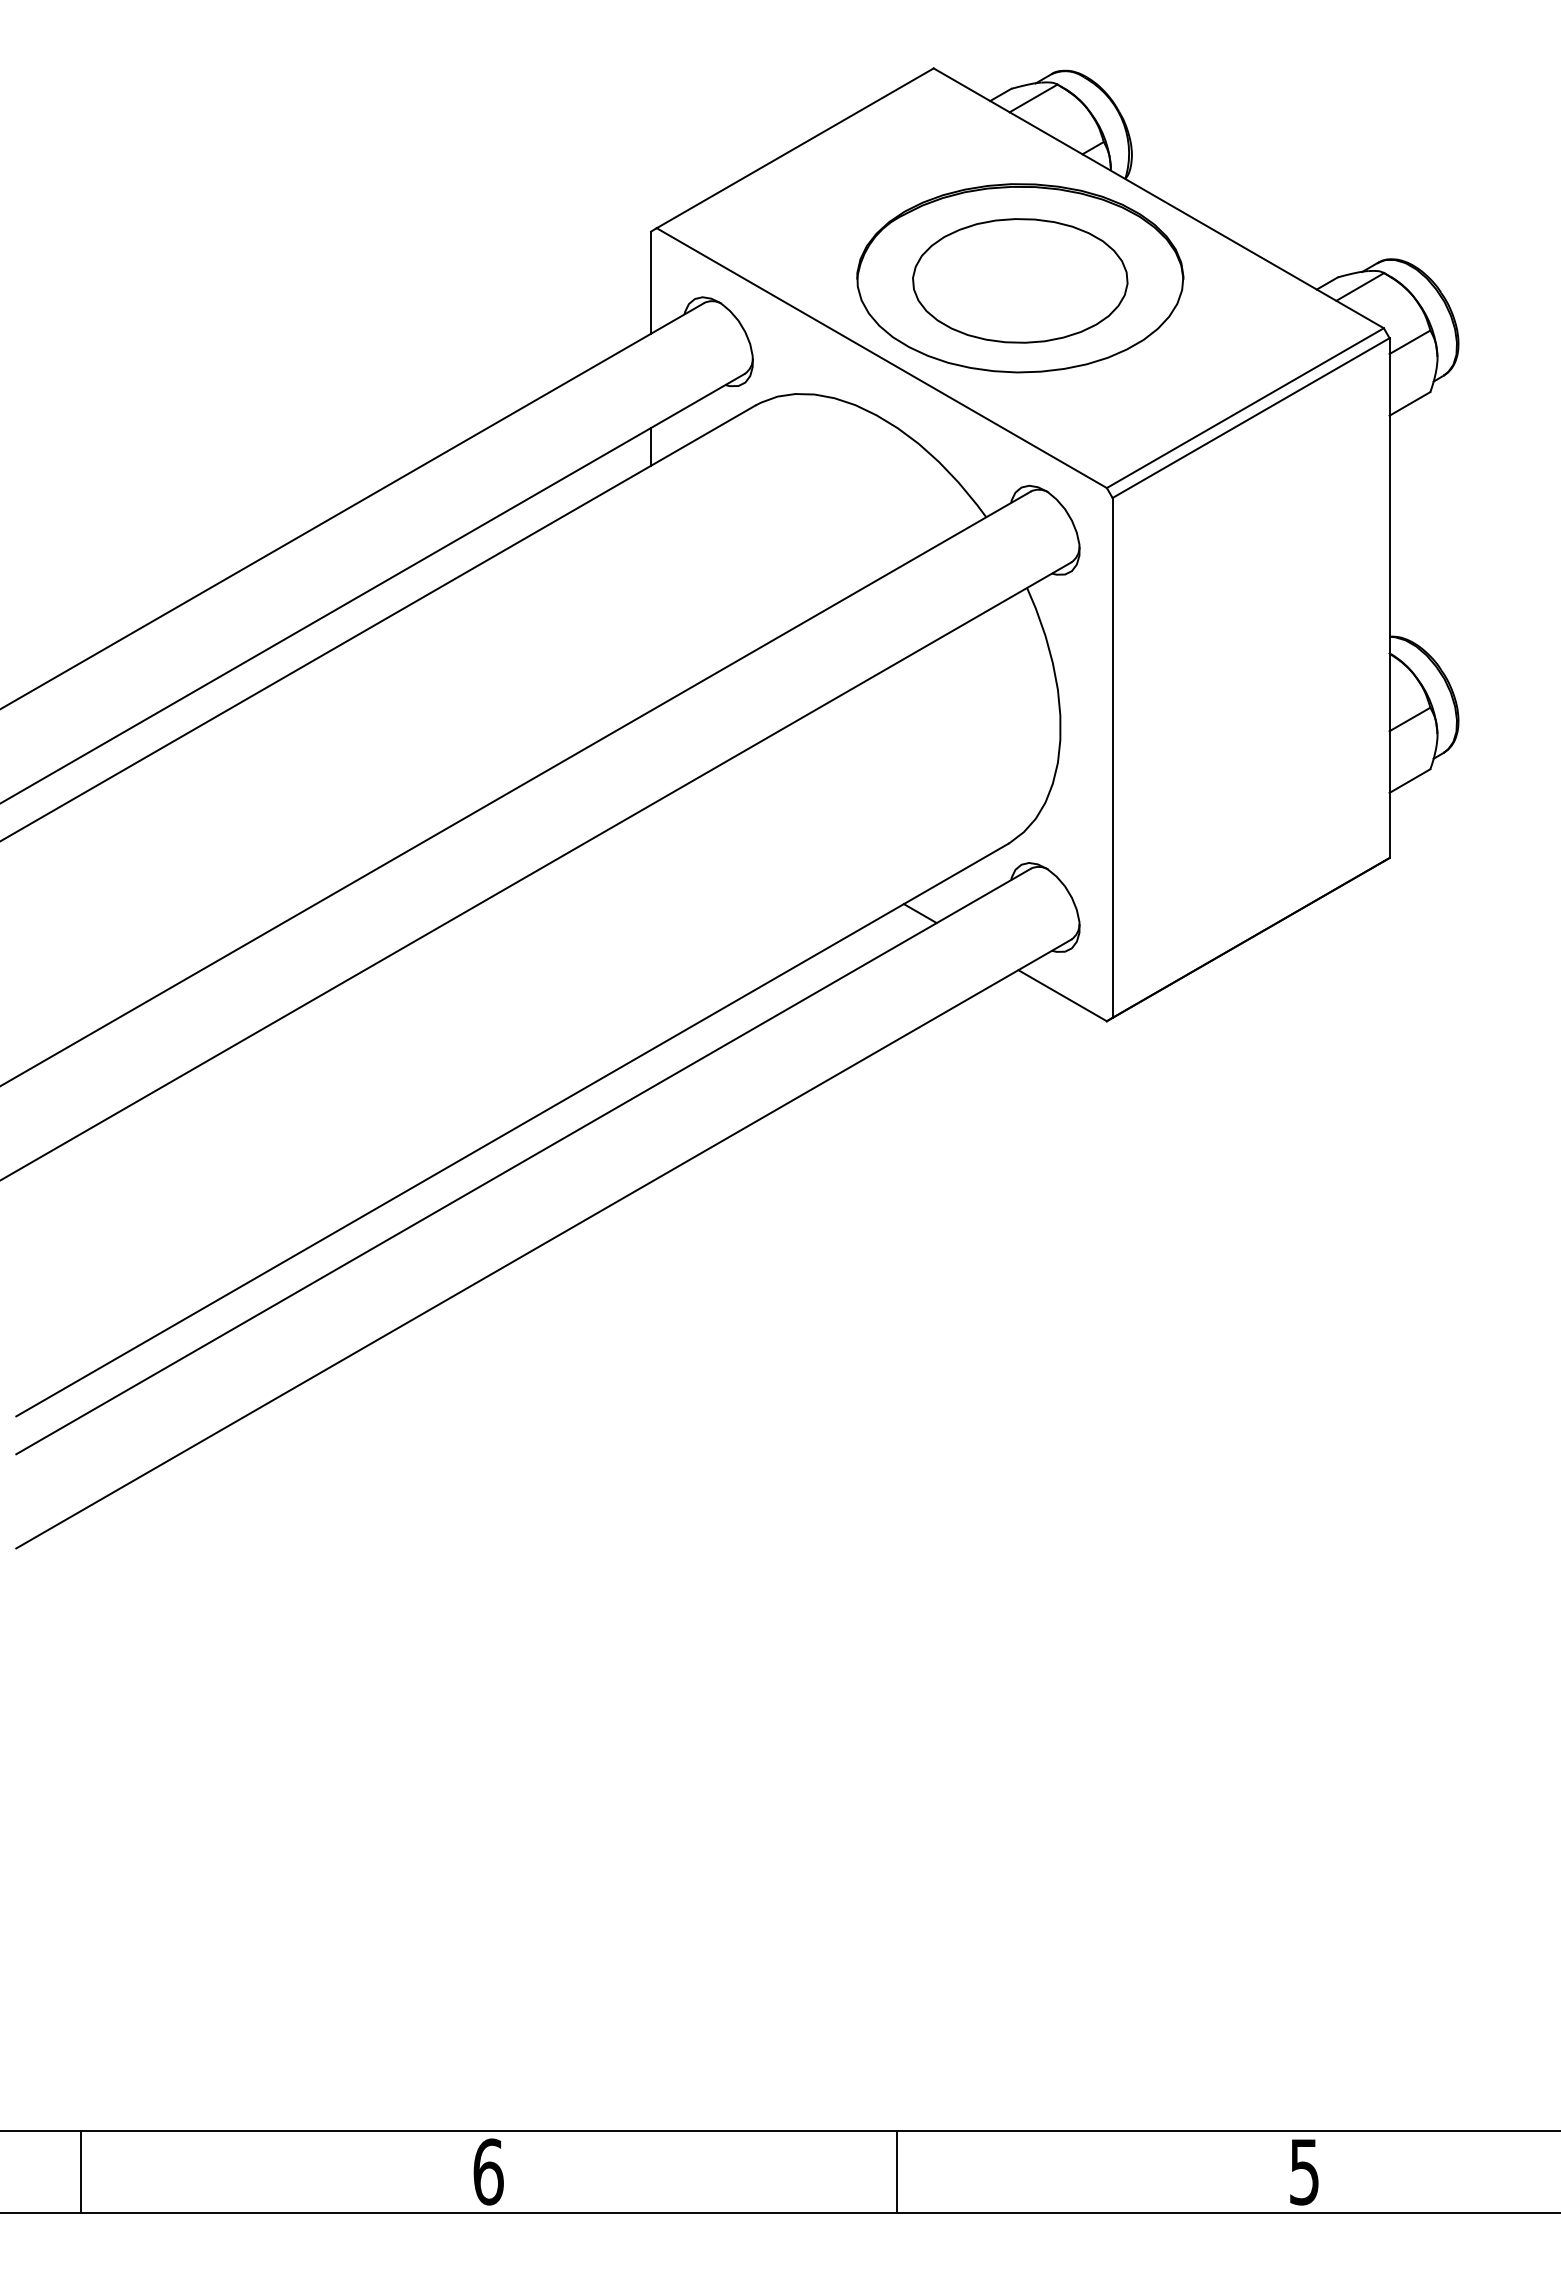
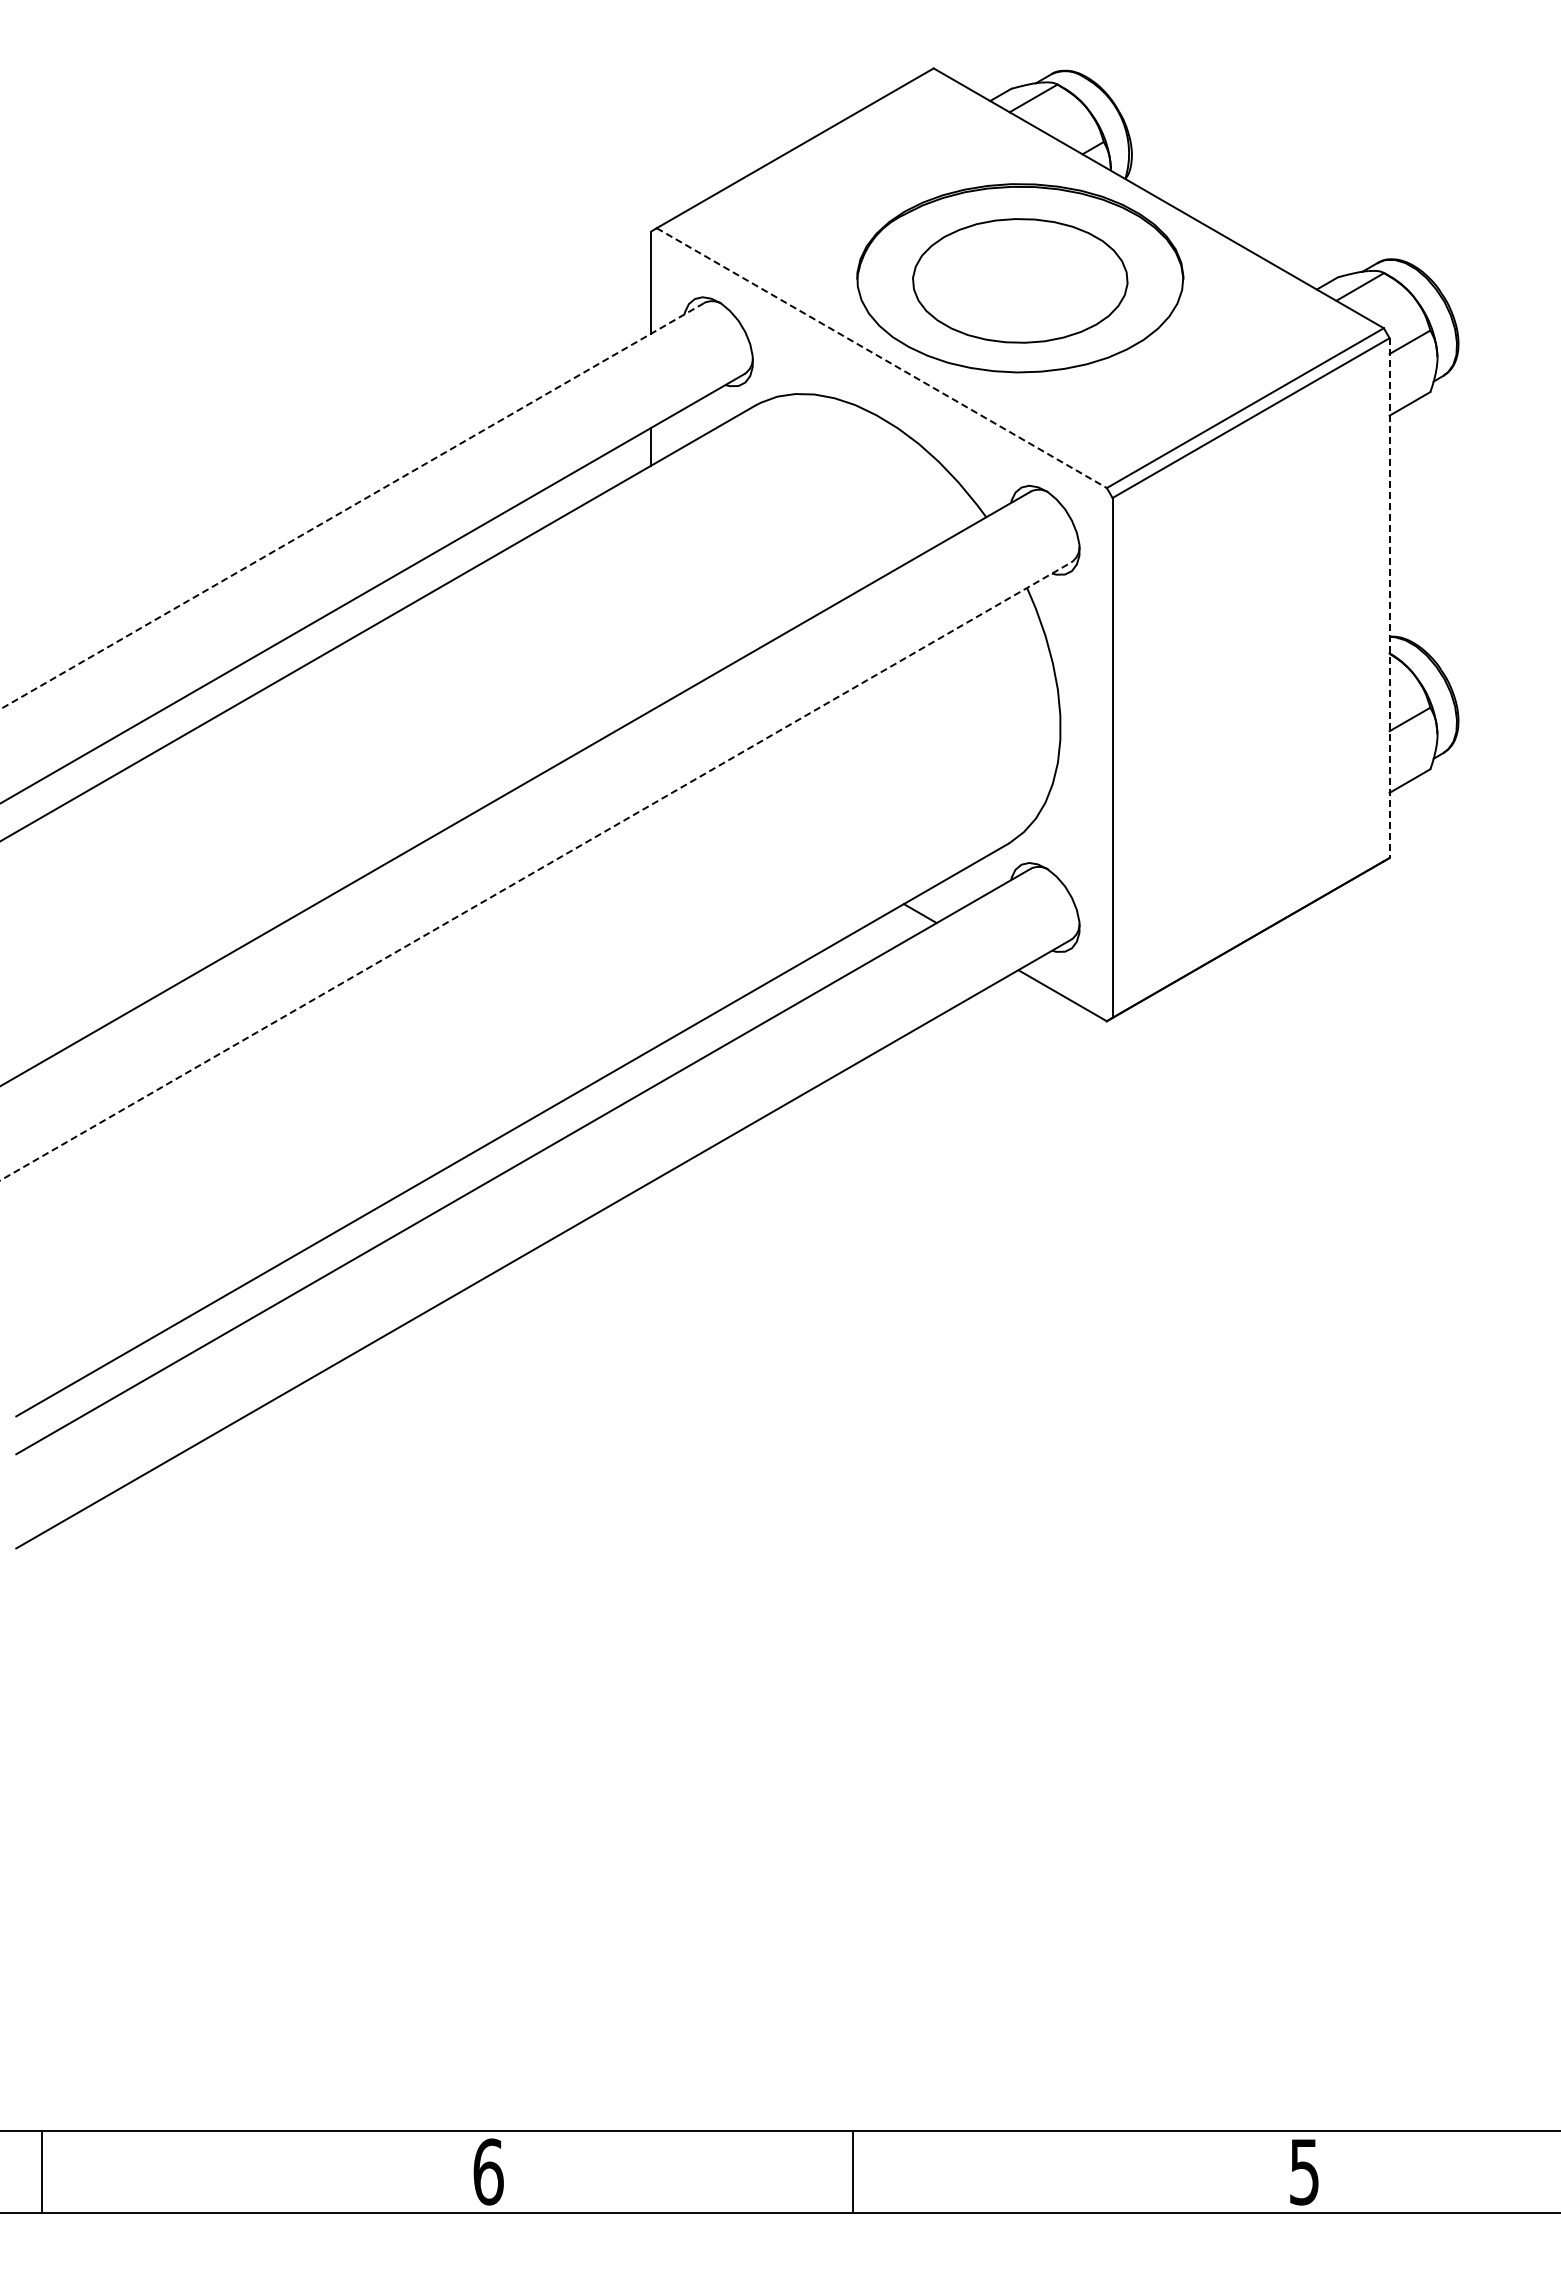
line: solid -> dashed (881, 358)
line: solid -> dashed (351, 506)
line: solid -> dashed (1389, 598)
line: solid -> dashed (536, 871)
line position: (81, 2171) -> (42, 2171) (42, 2171)
line position: (897, 2171) -> (853, 2171) (853, 2171)
